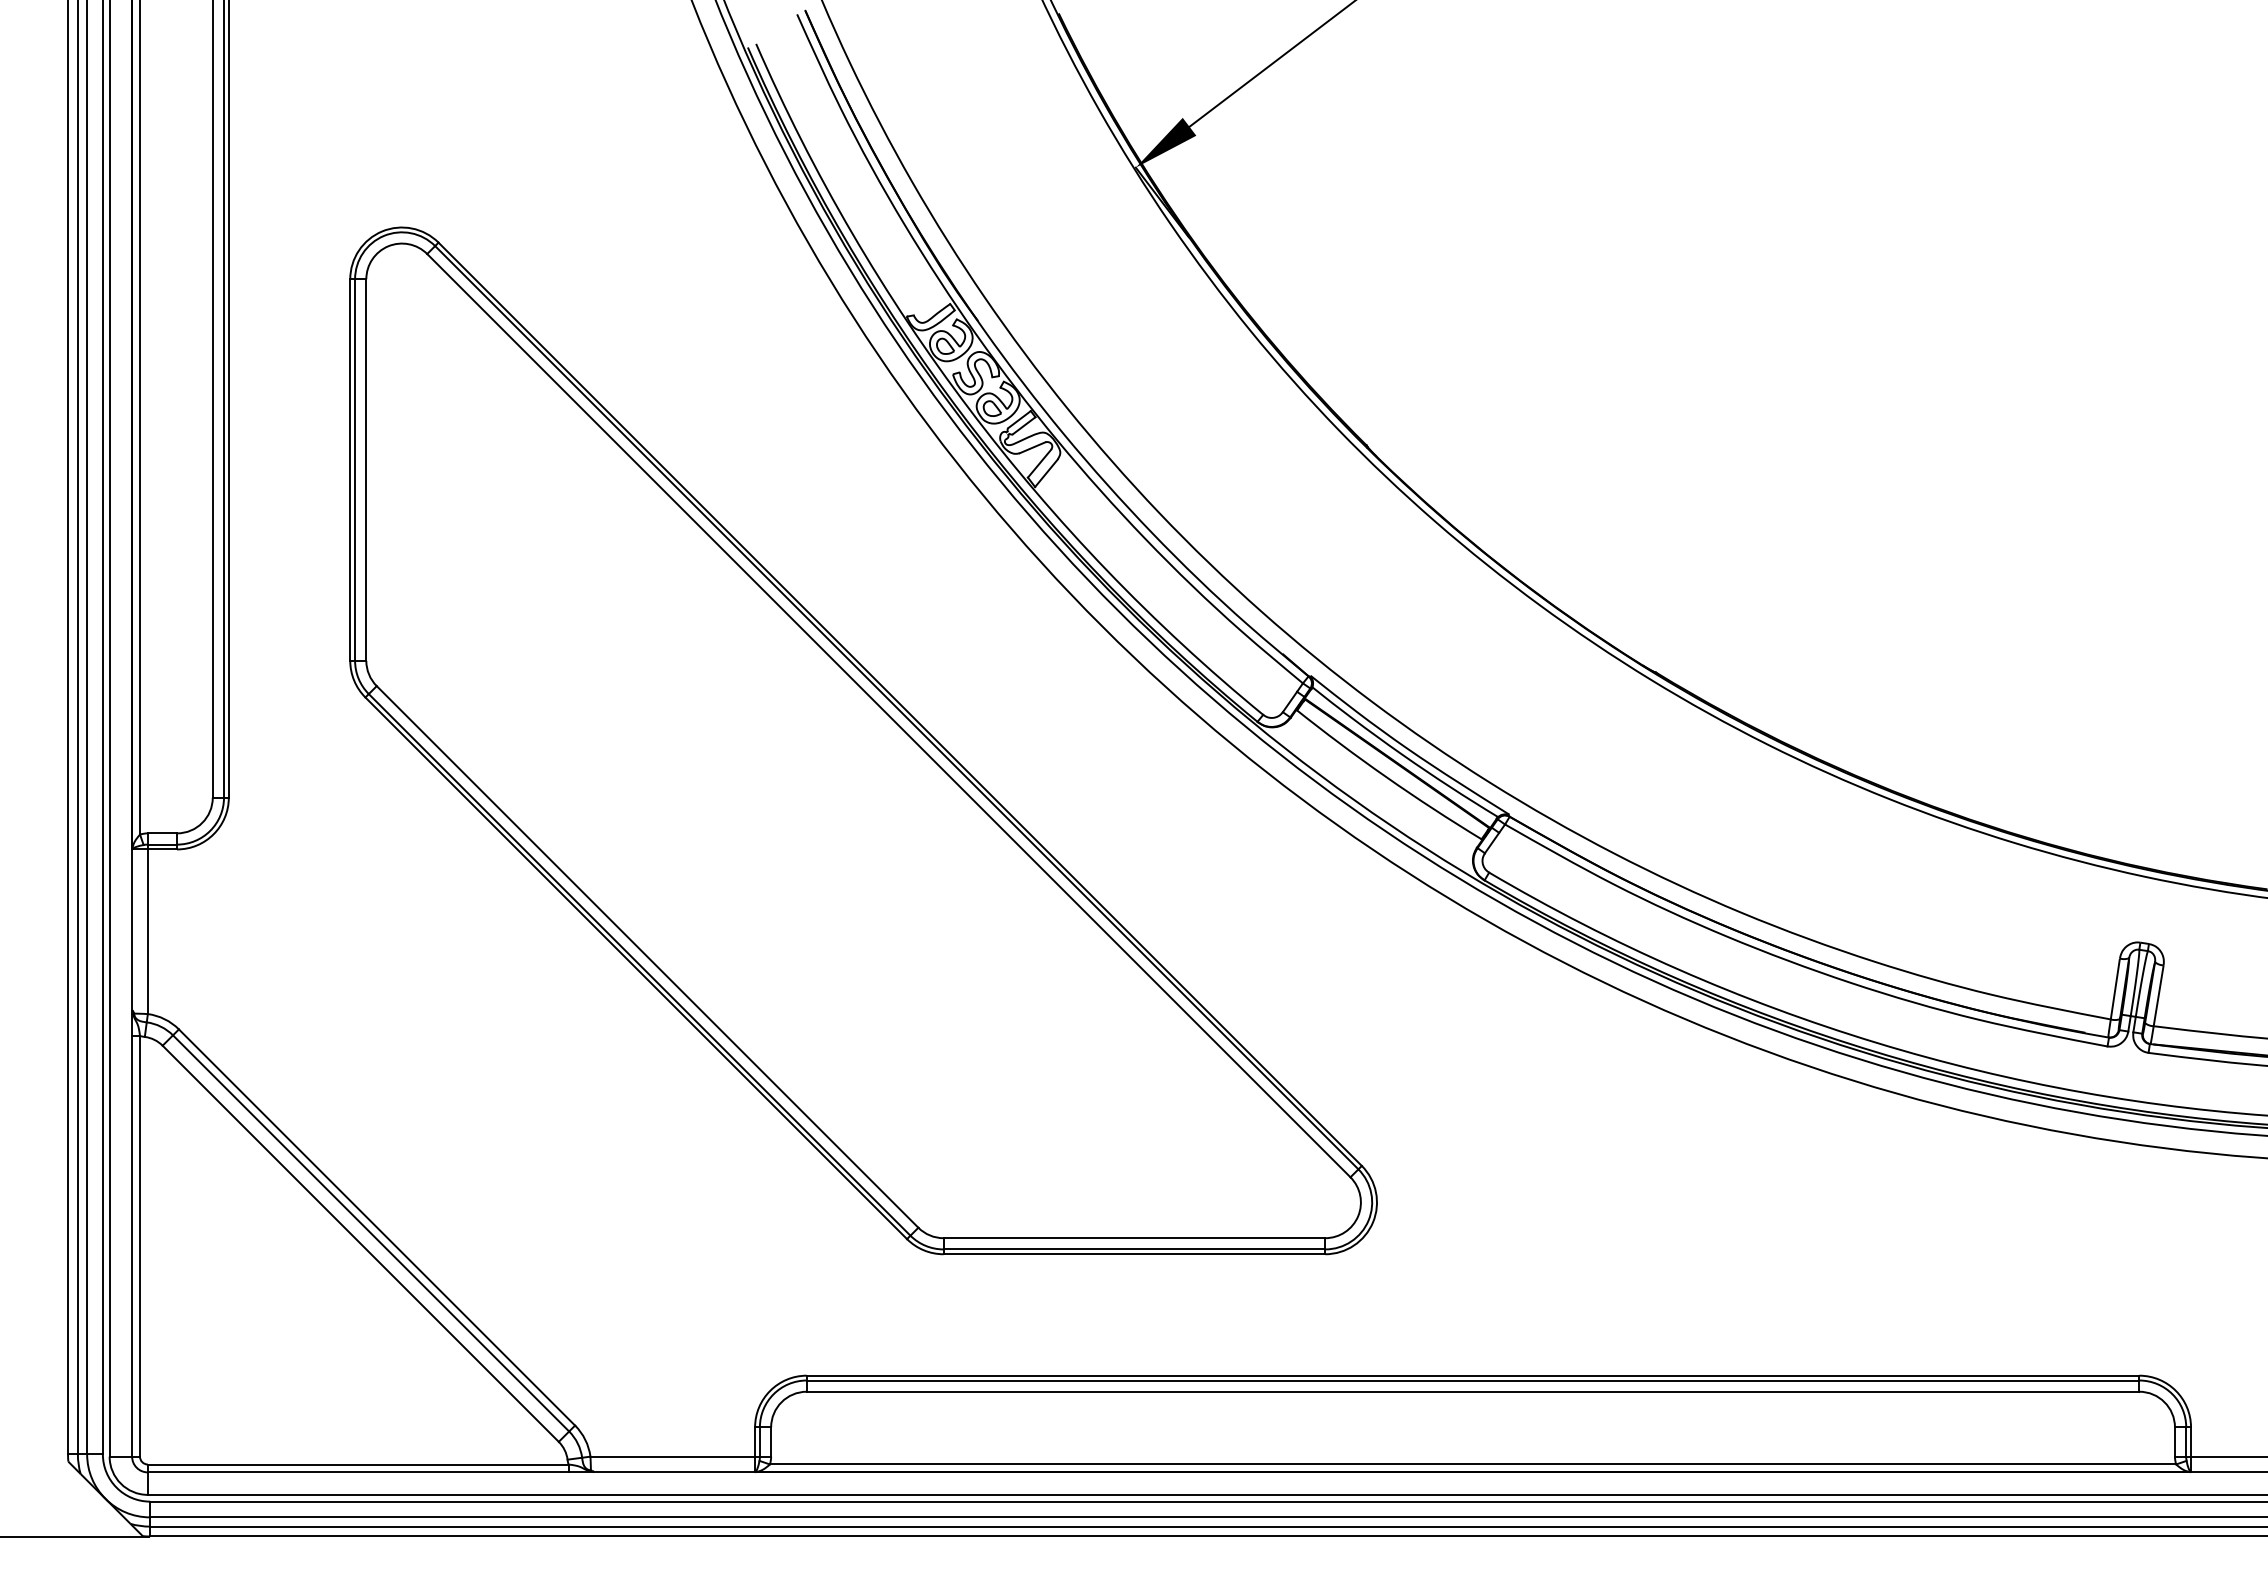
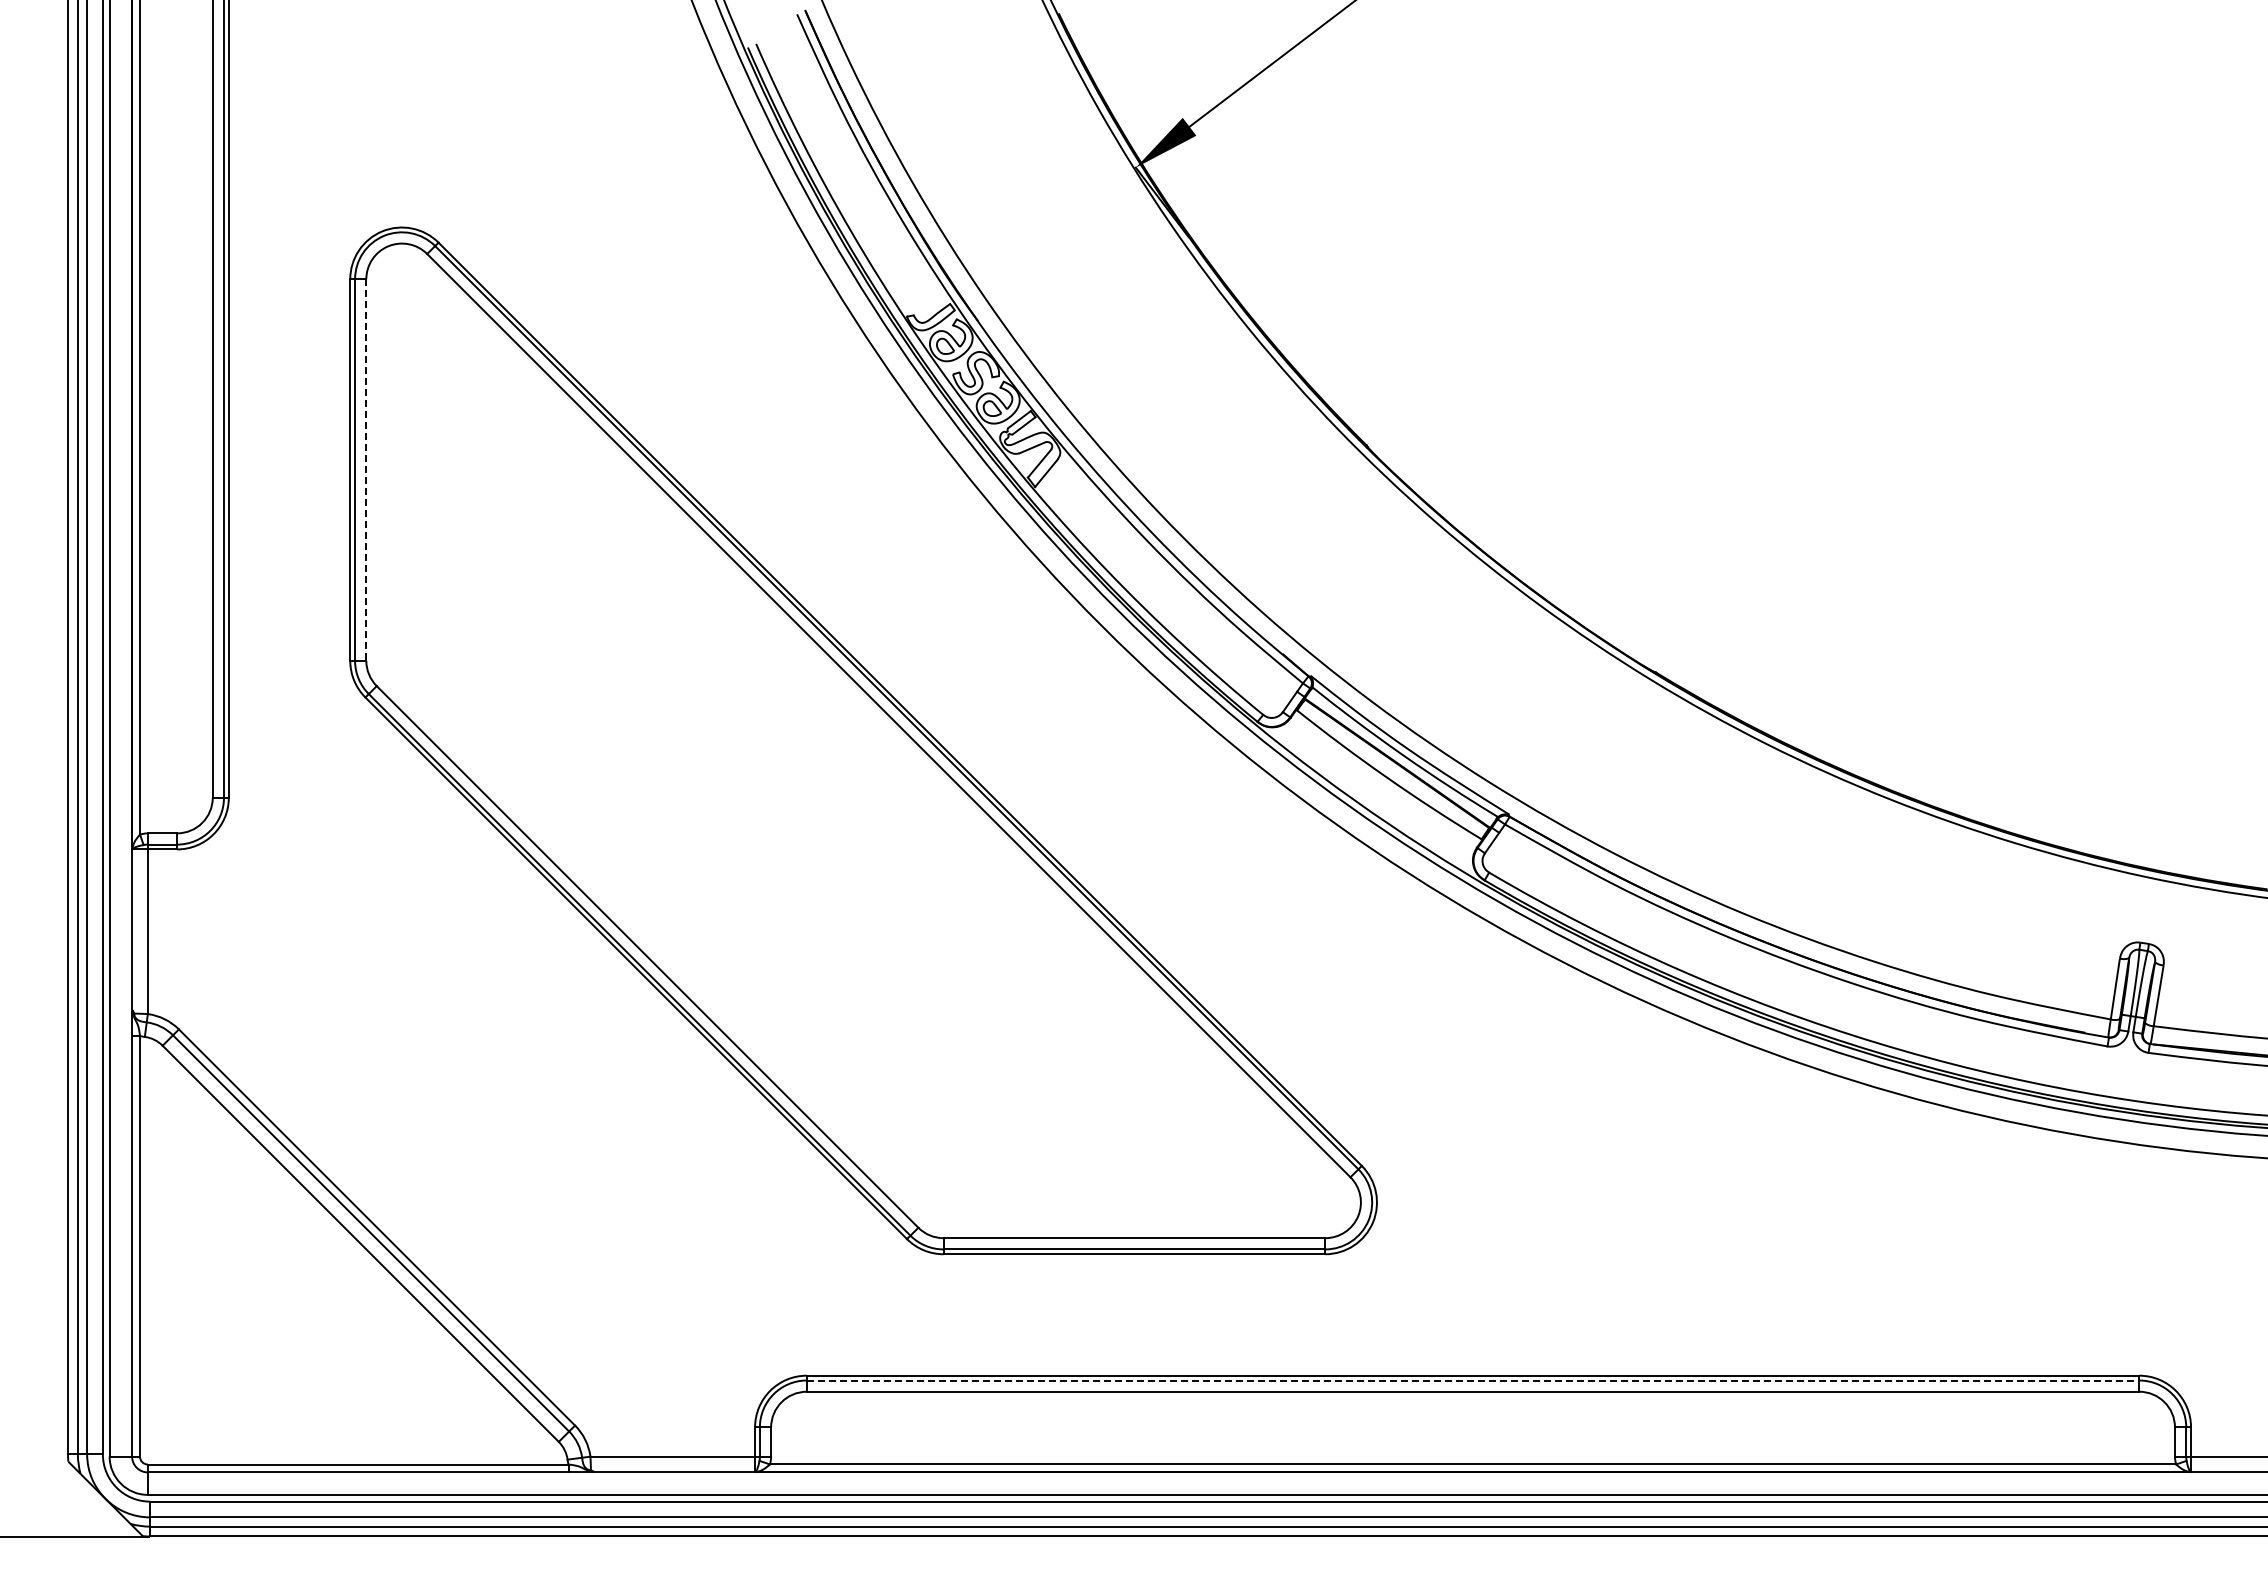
line: solid -> dashed (366, 470)
line: solid -> dashed (1473, 1380)
